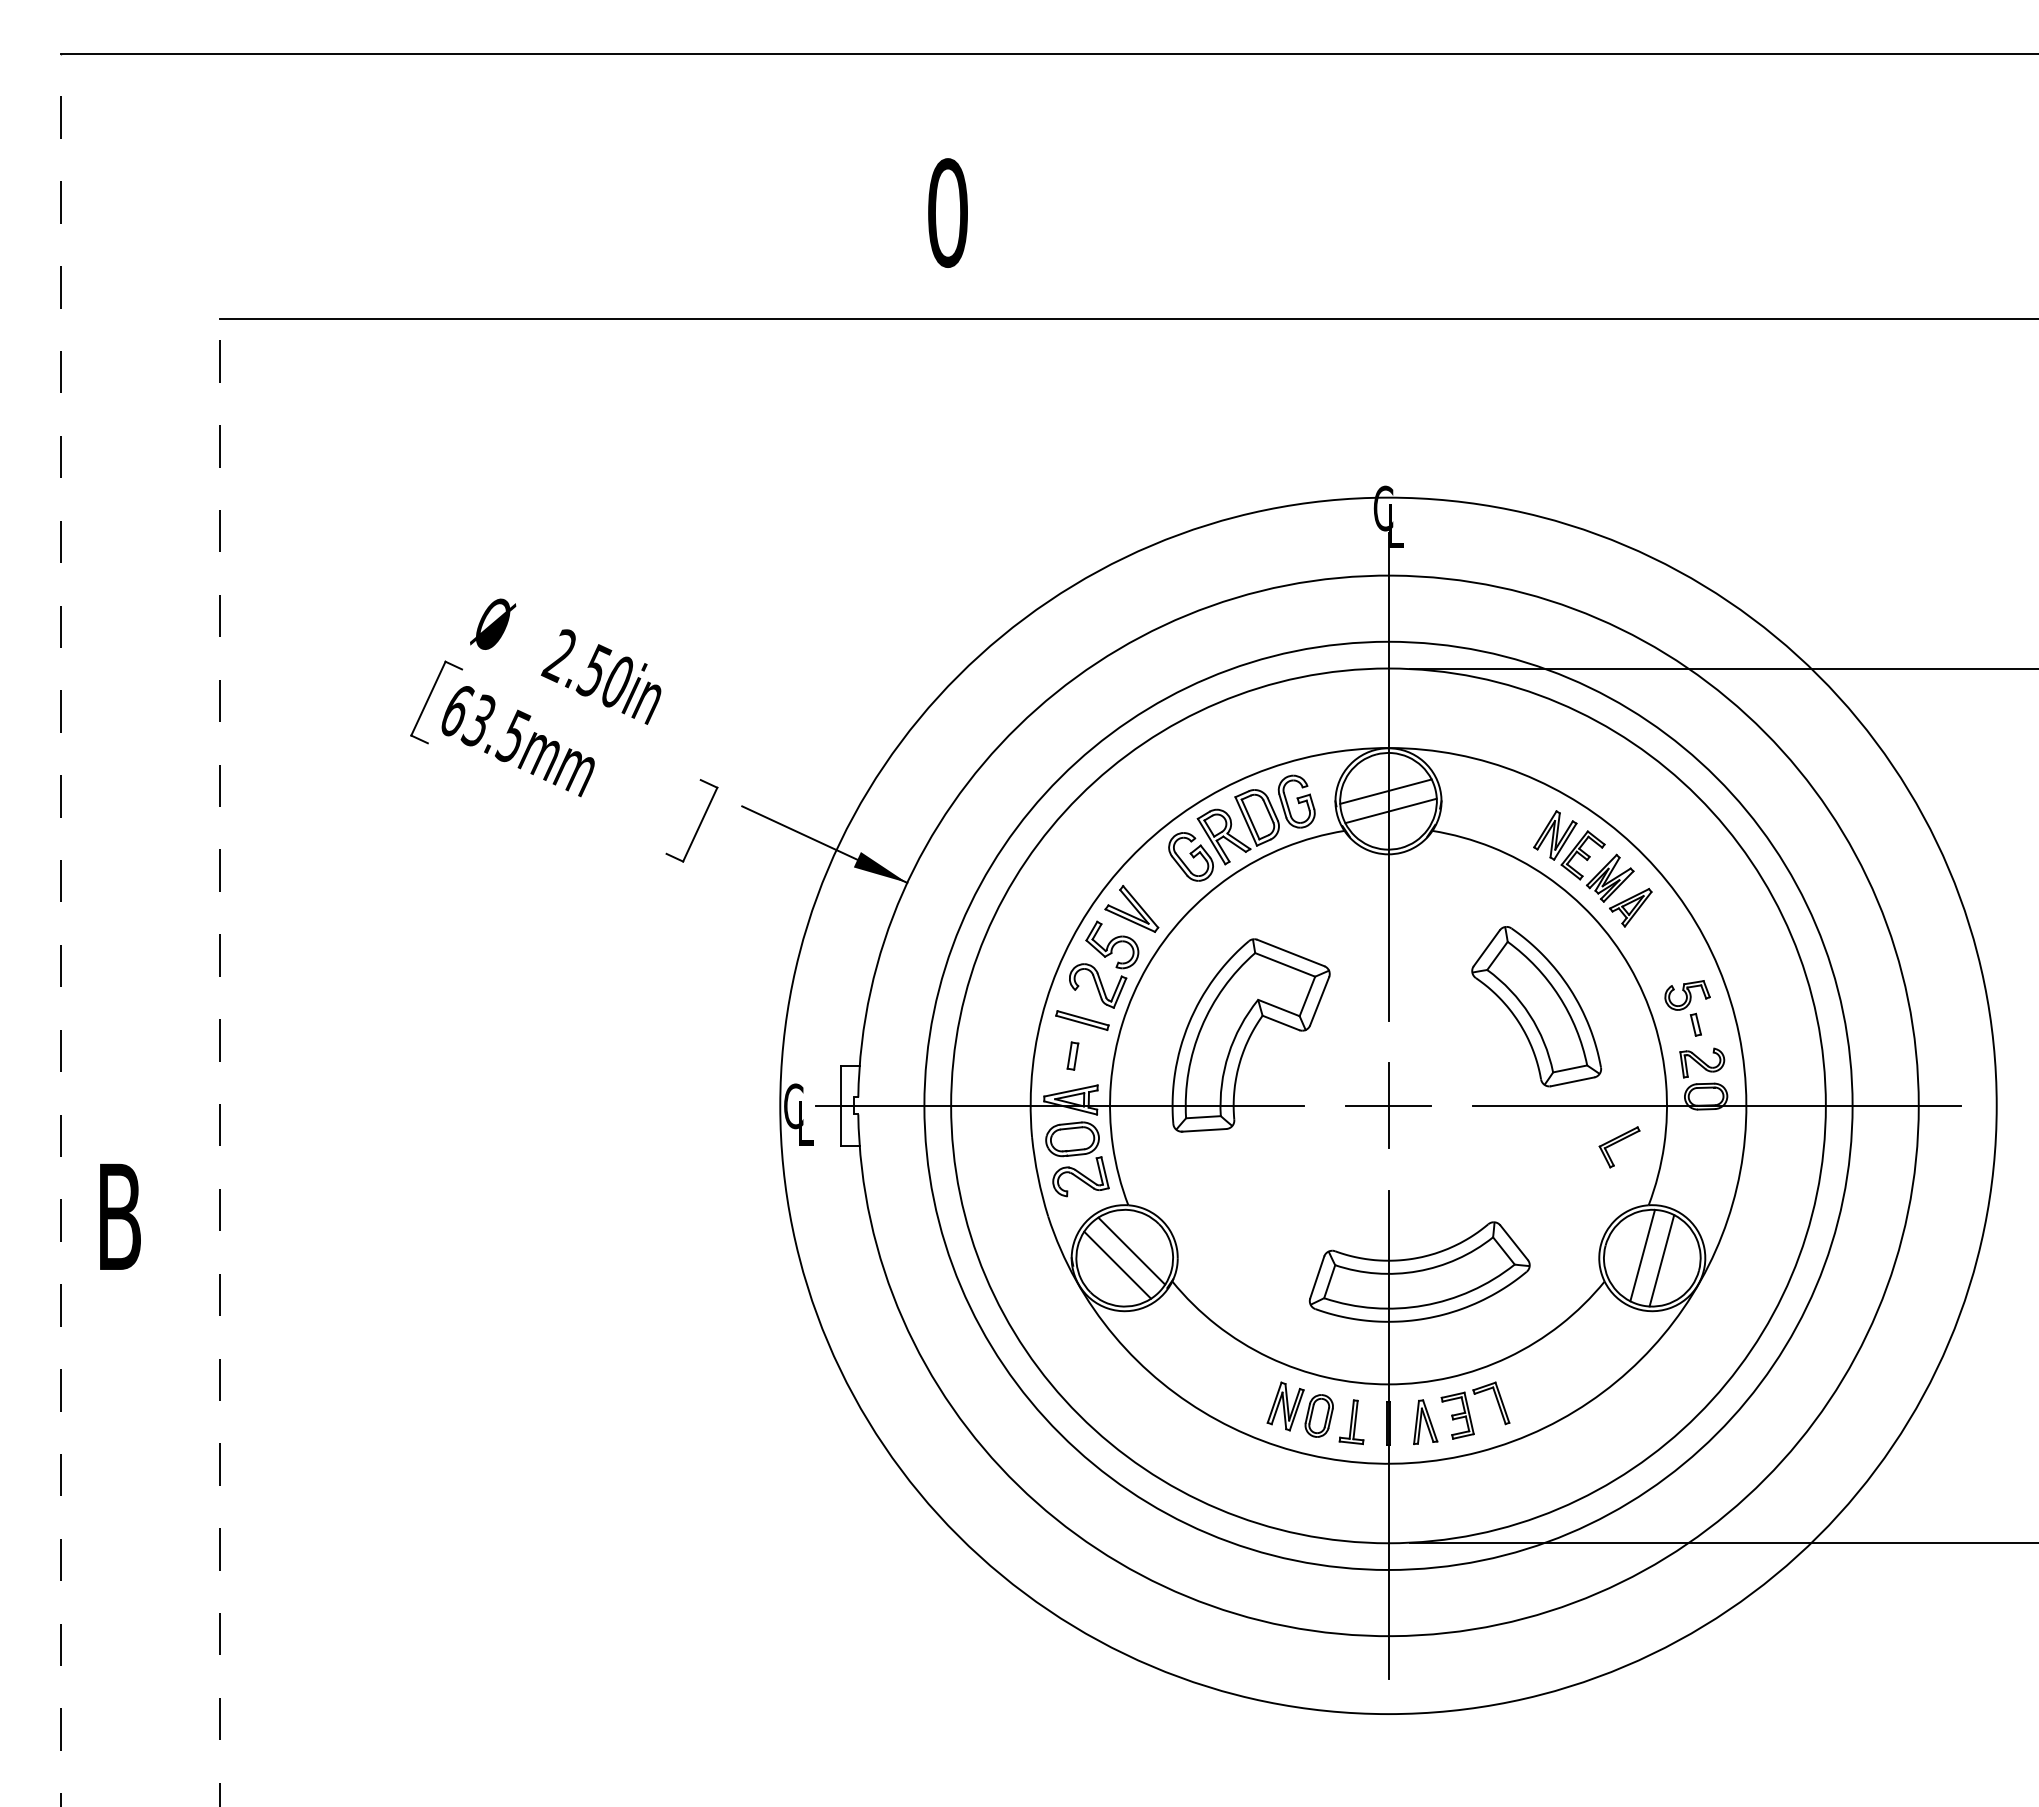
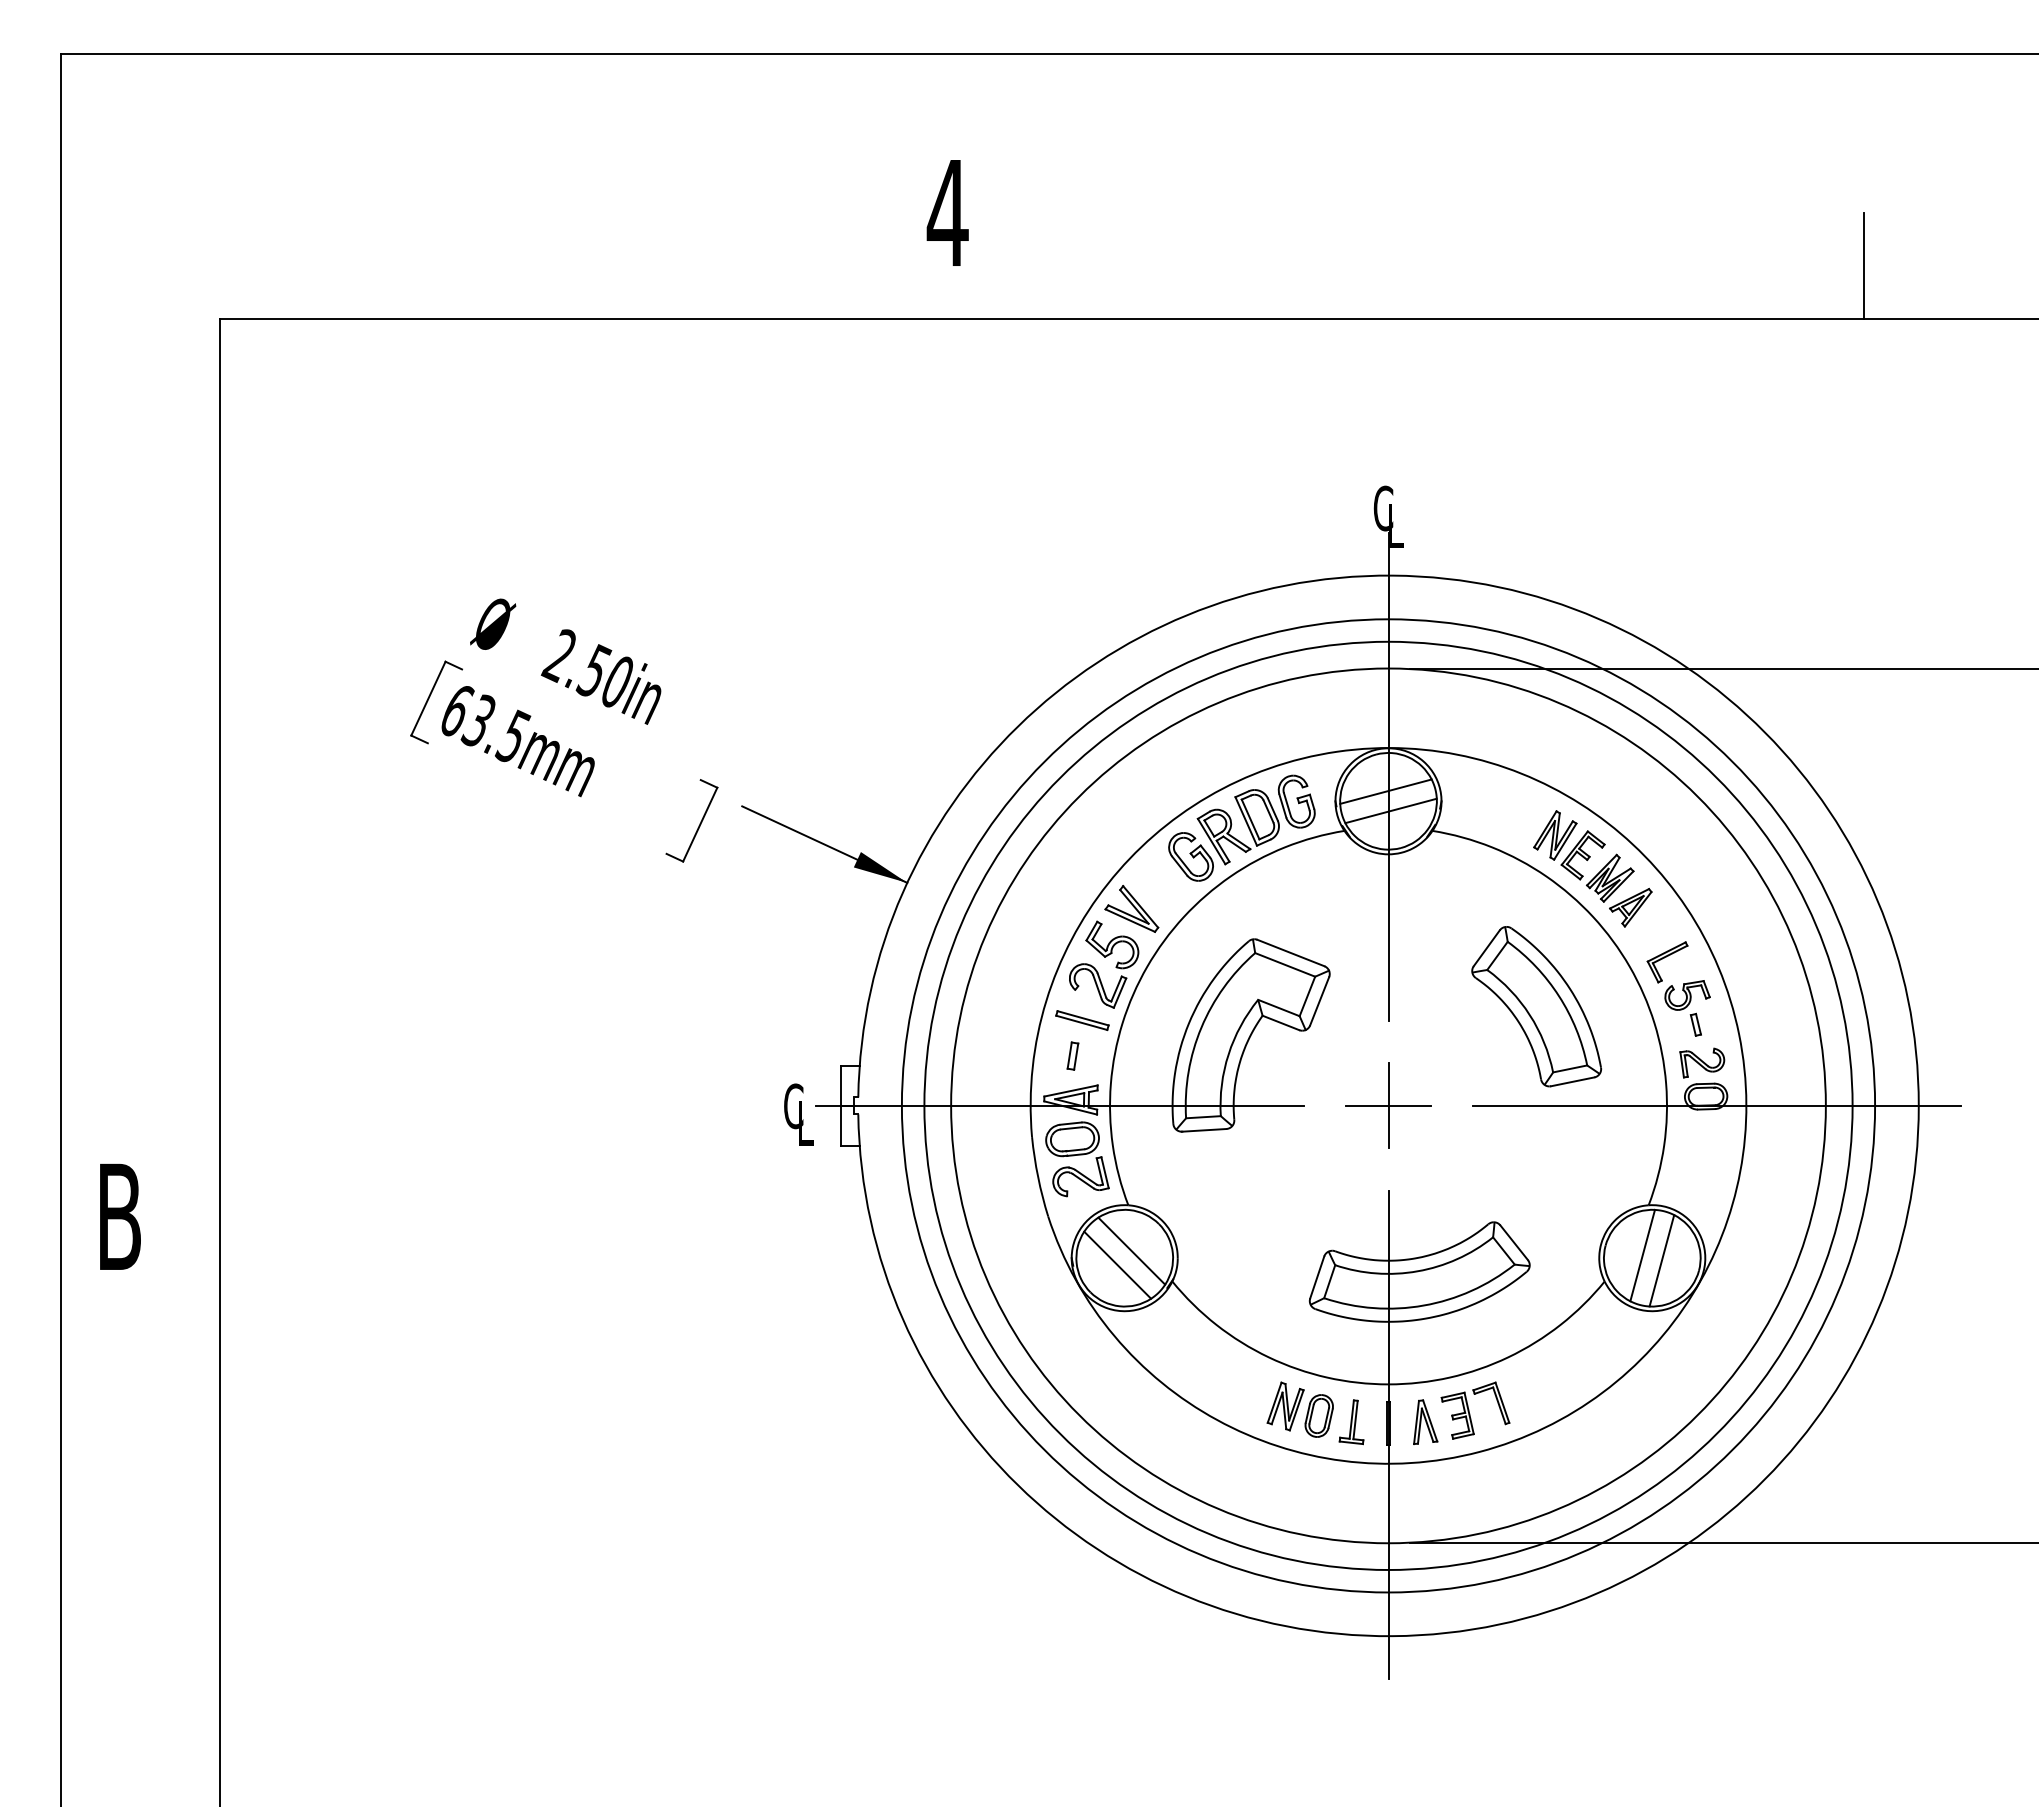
text: 0 -> 4 (947, 212)
line: none -> present (1864, 266)
line: dashed -> solid (61, 929)
line: dashed -> solid (220, 1063)
circle diameter: 1216 px -> 973 px (1388, 1105)
part position: (1619, 1147) -> (1667, 962) (1667, 962)
